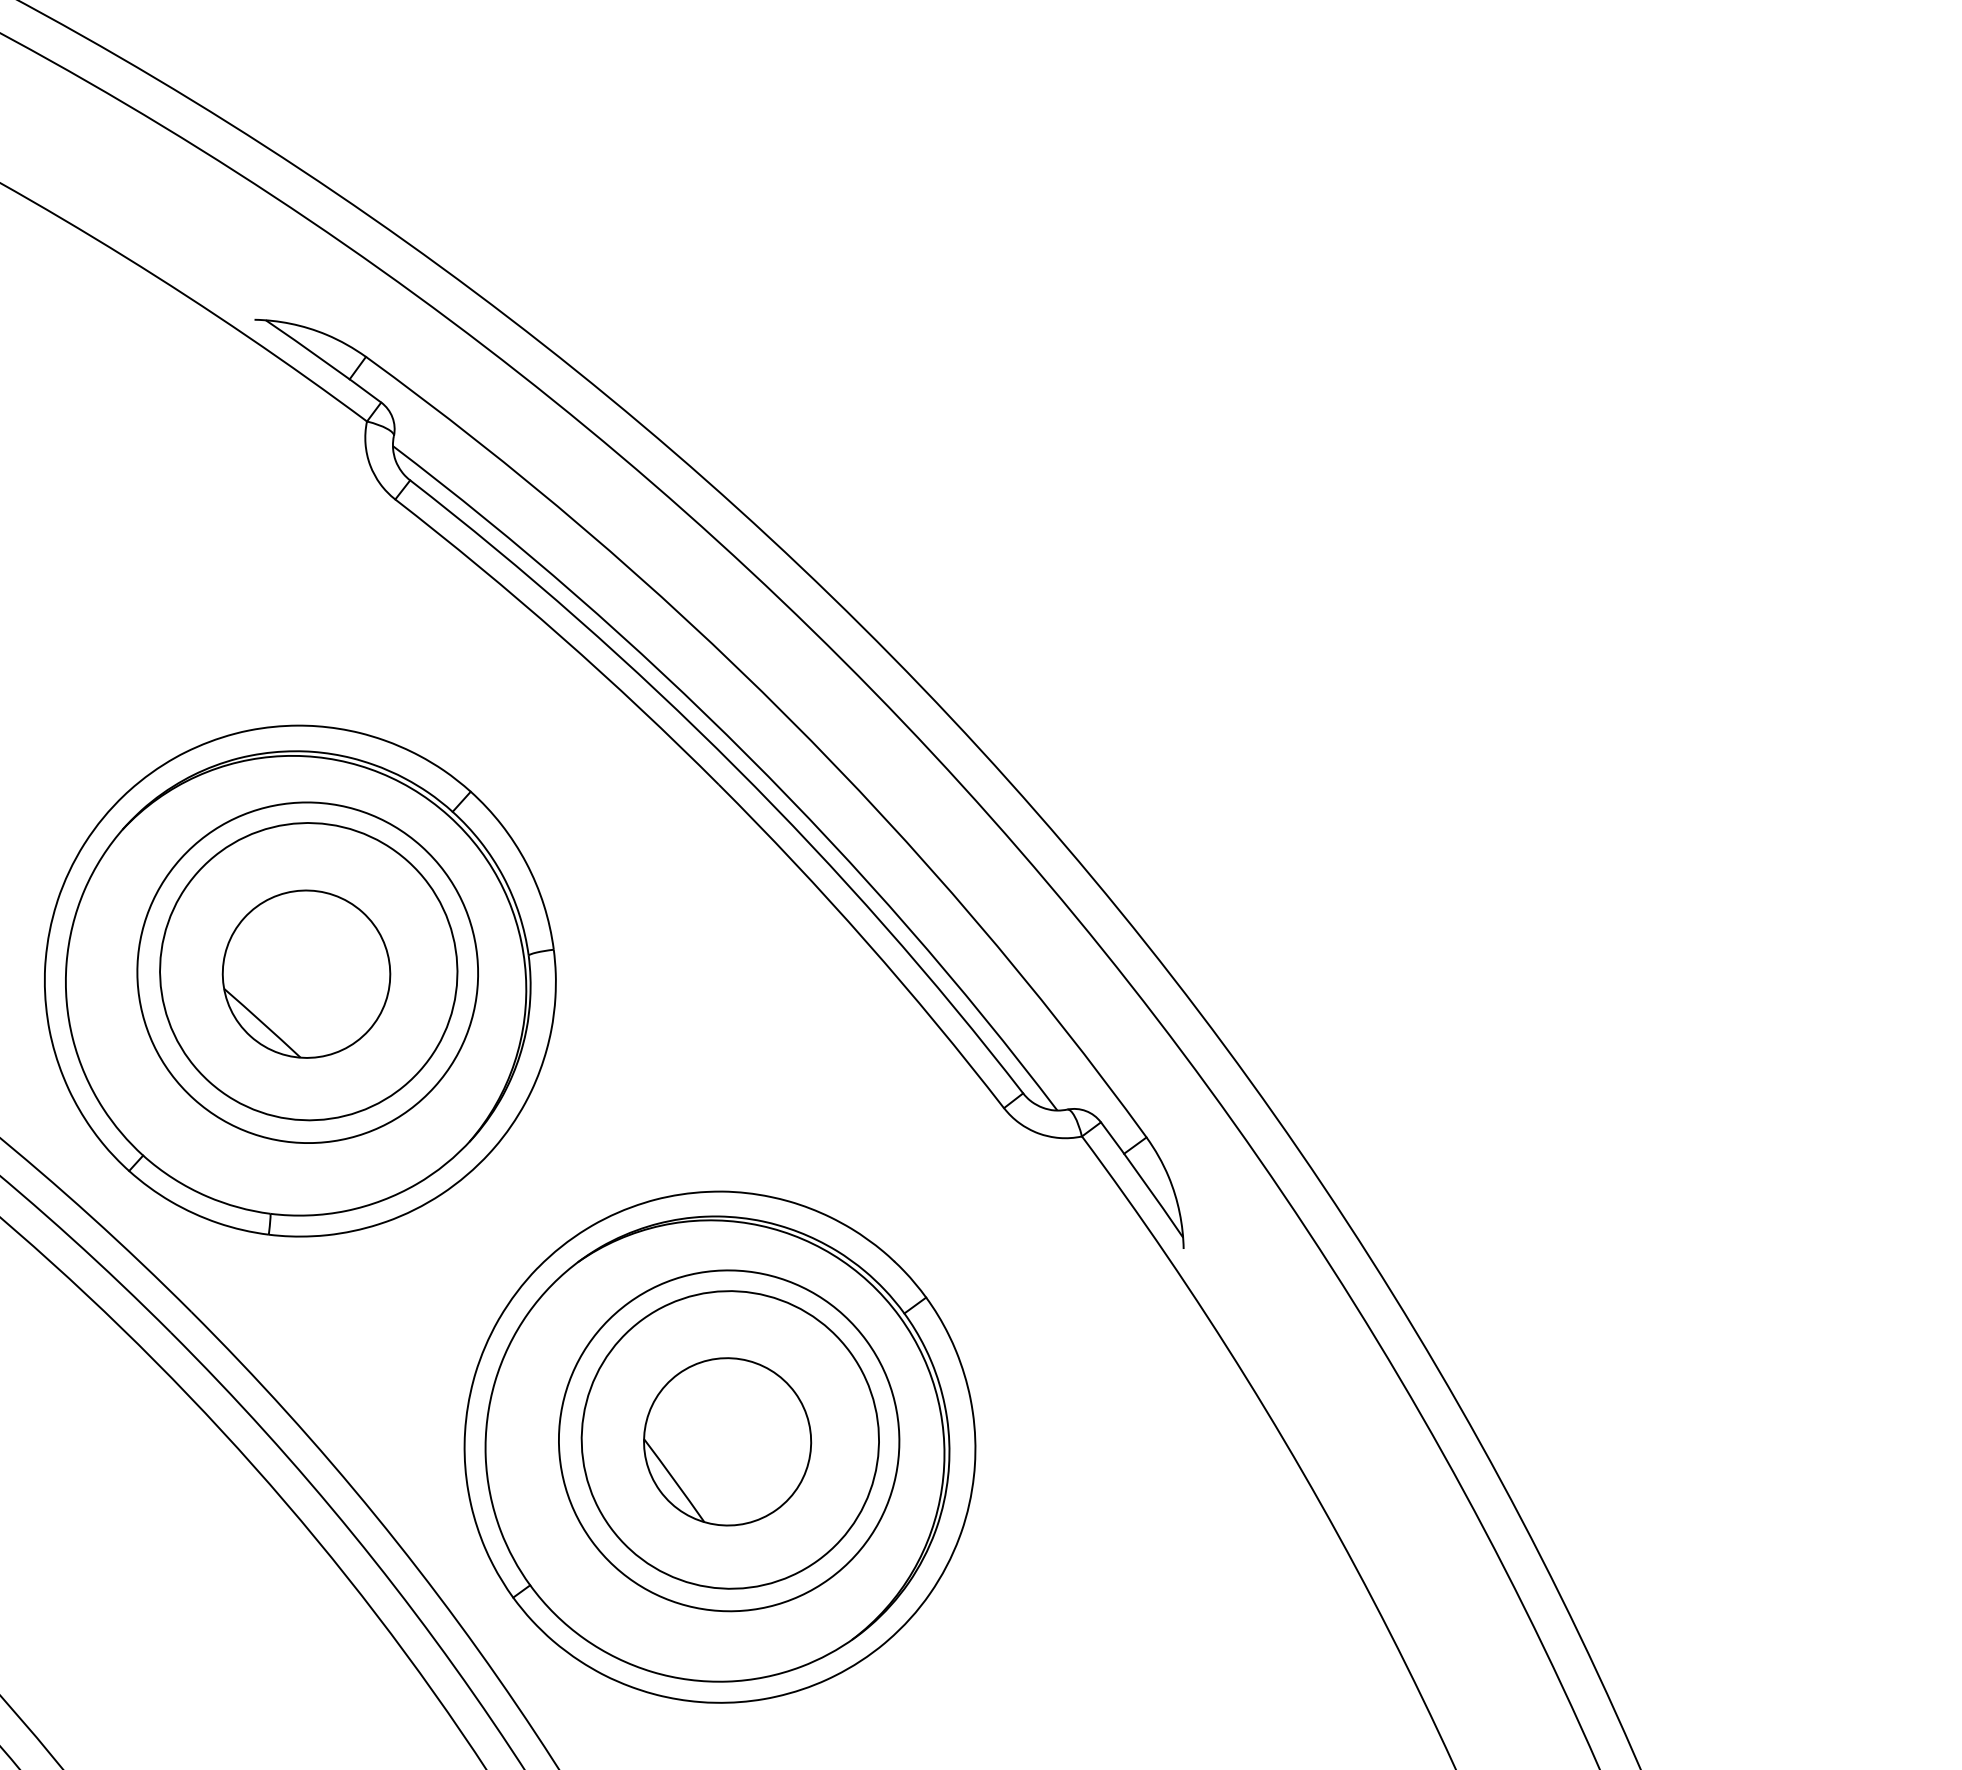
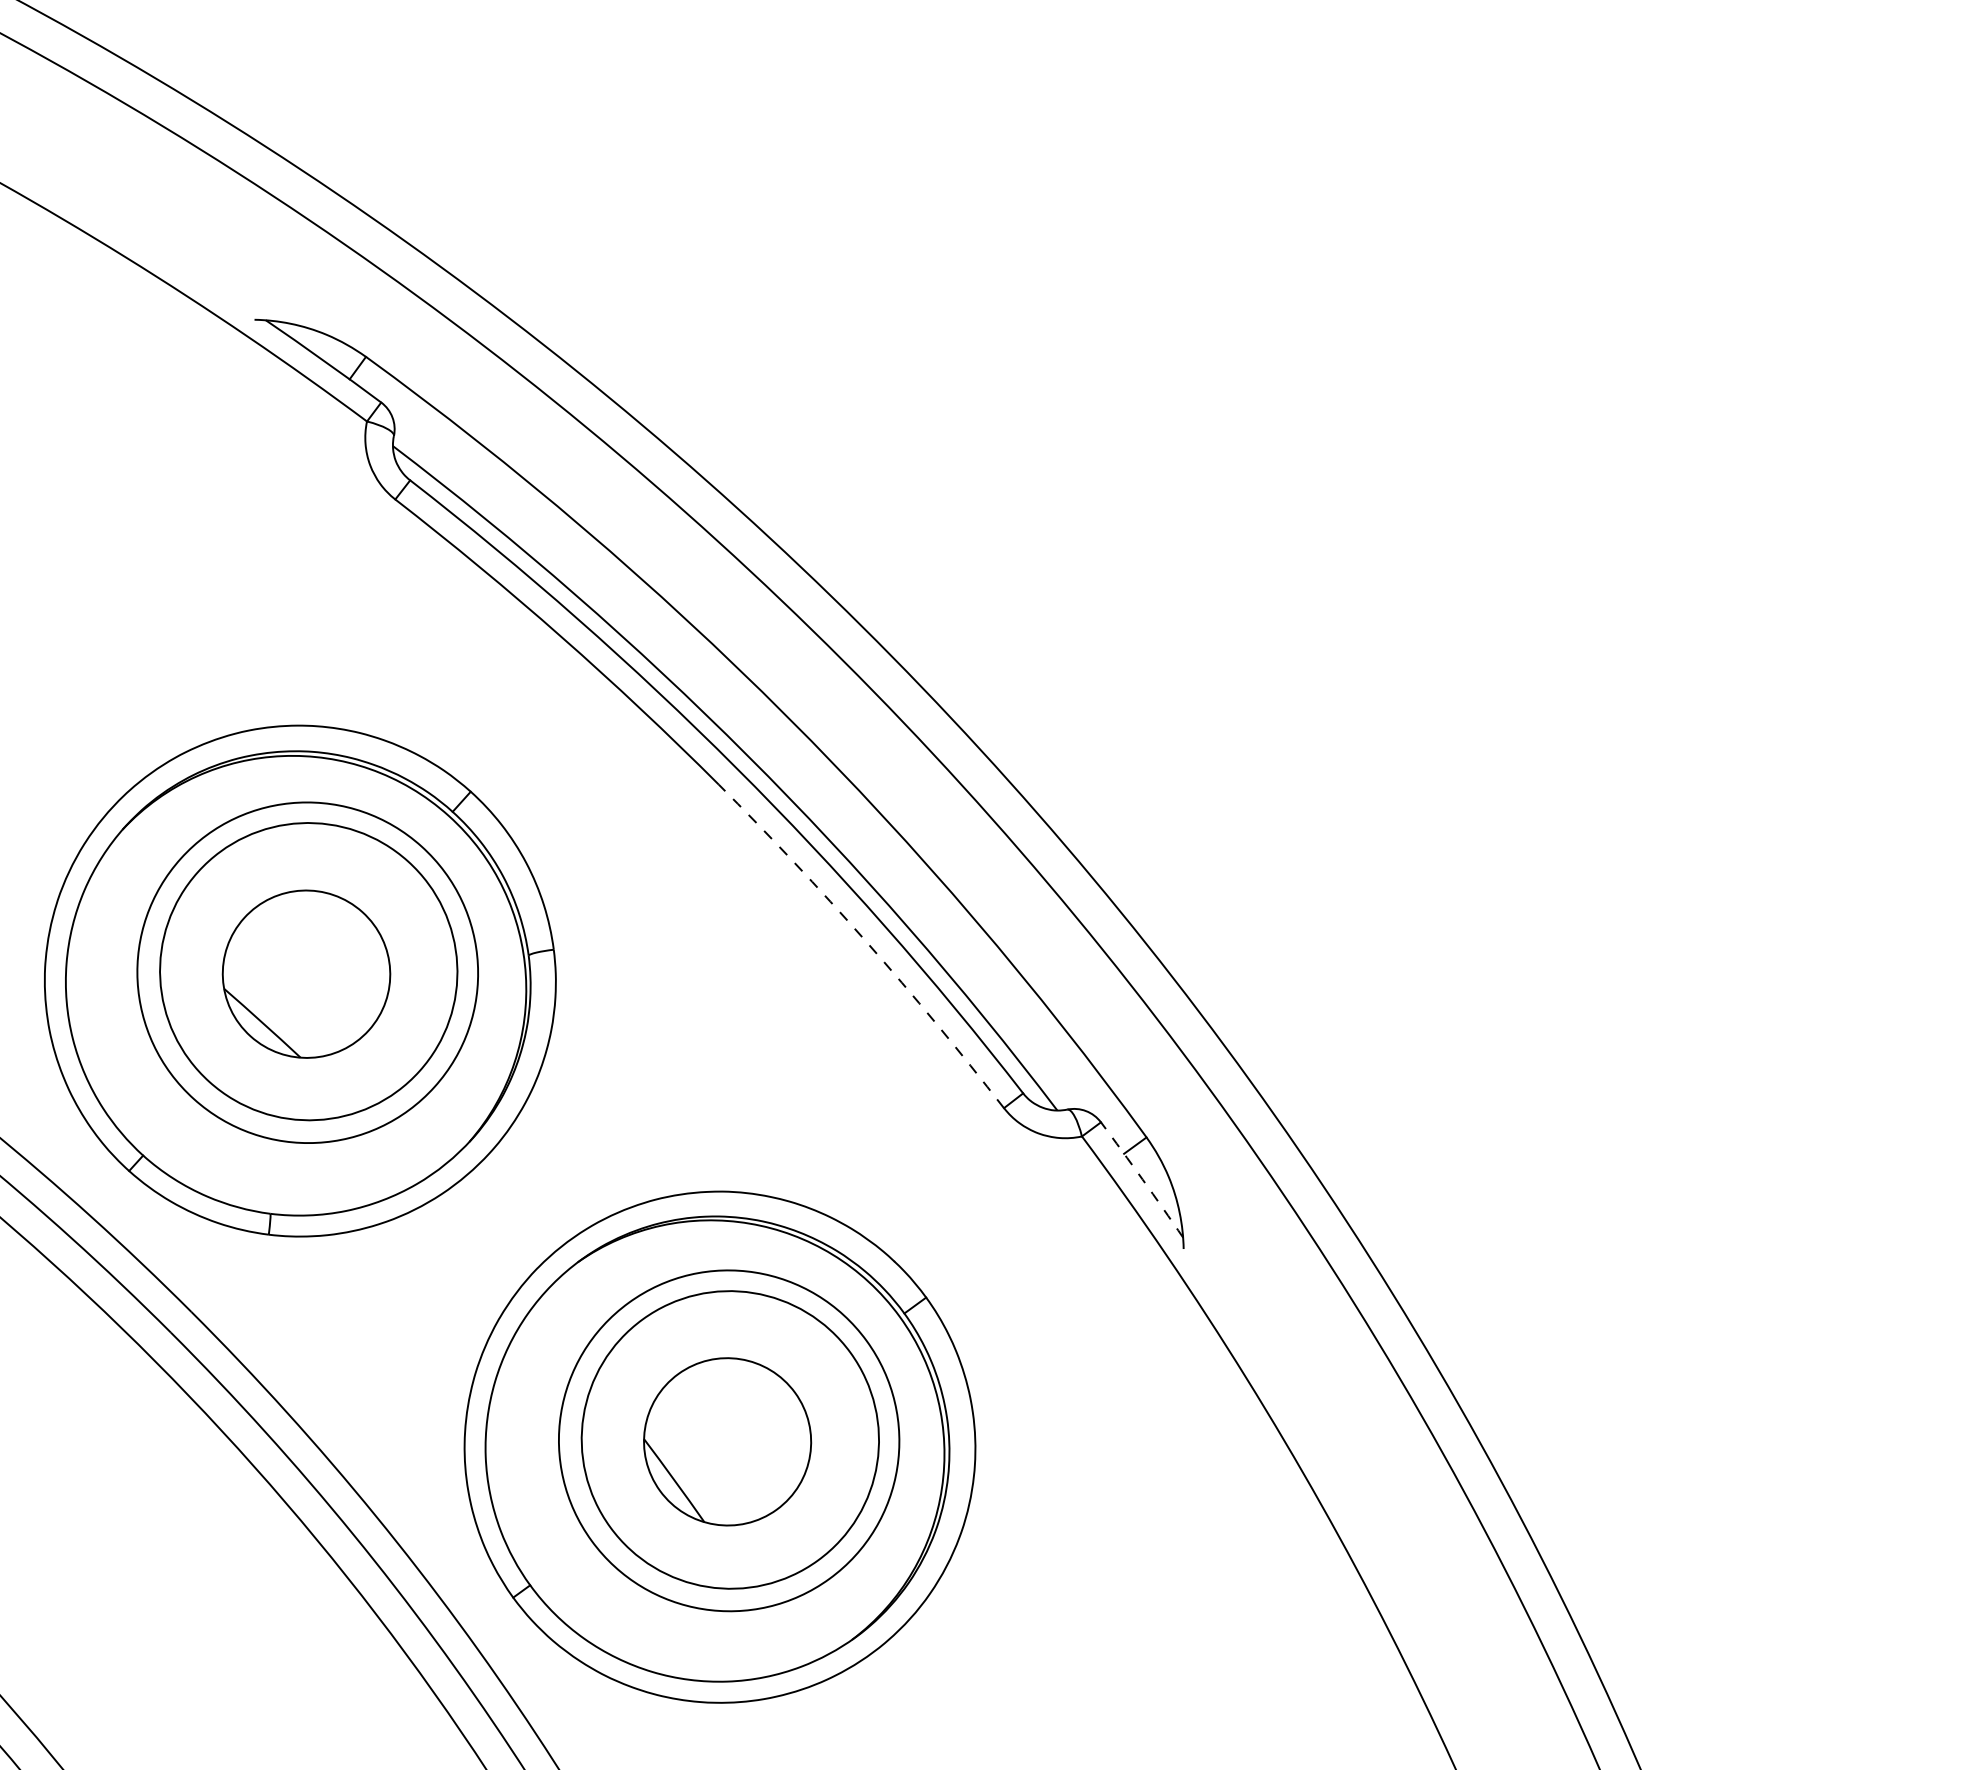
arc: solid -> dashed (866, 941)
arc: solid -> dashed (1142, 1179)
